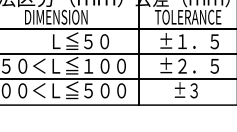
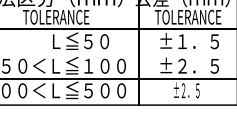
text: DIMENSION -> TOLERANCE (56, 16)
line: present -> none (117, 54)
text: ±３ -> ±２．５ (186, 90)
